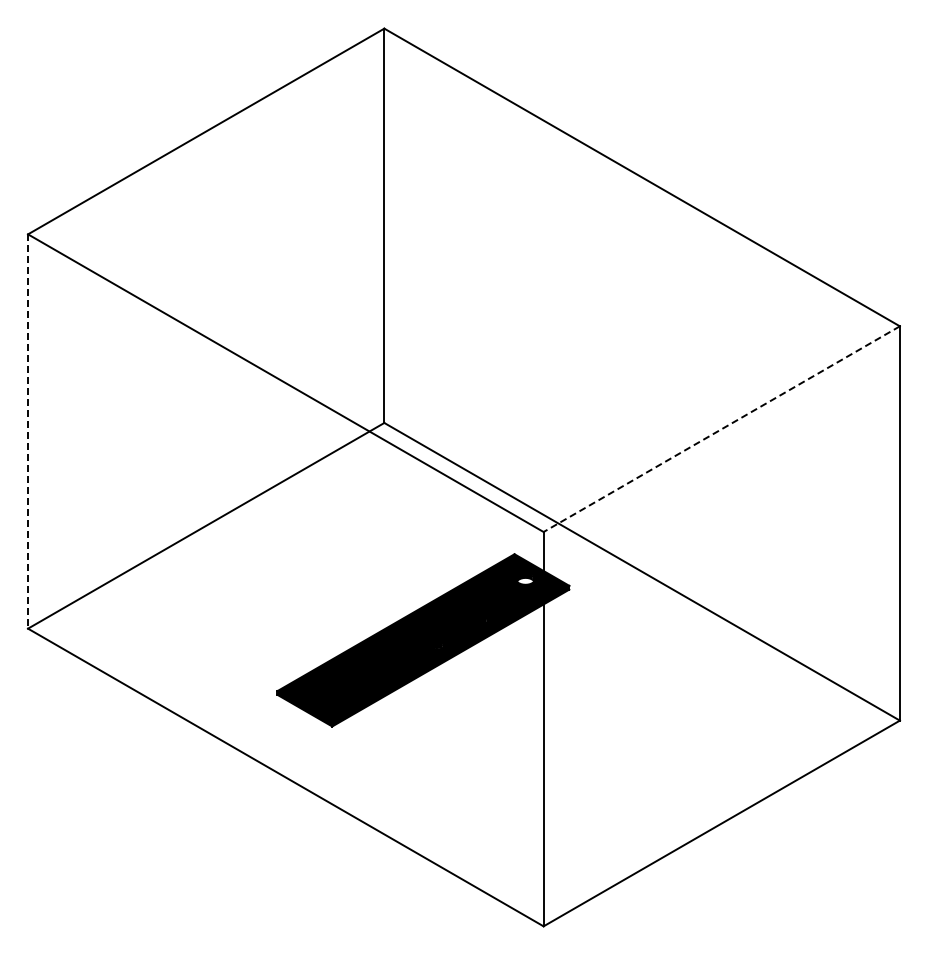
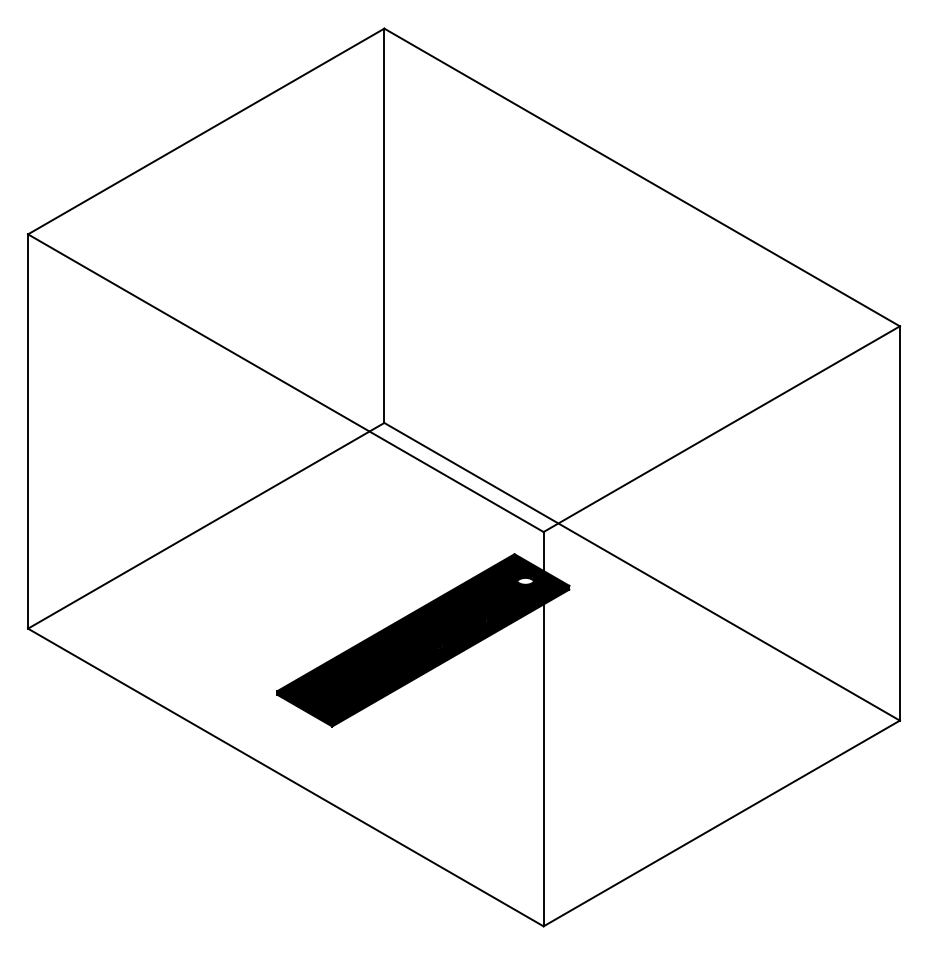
line: dashed -> solid (721, 429)
line: dashed -> solid (28, 432)
